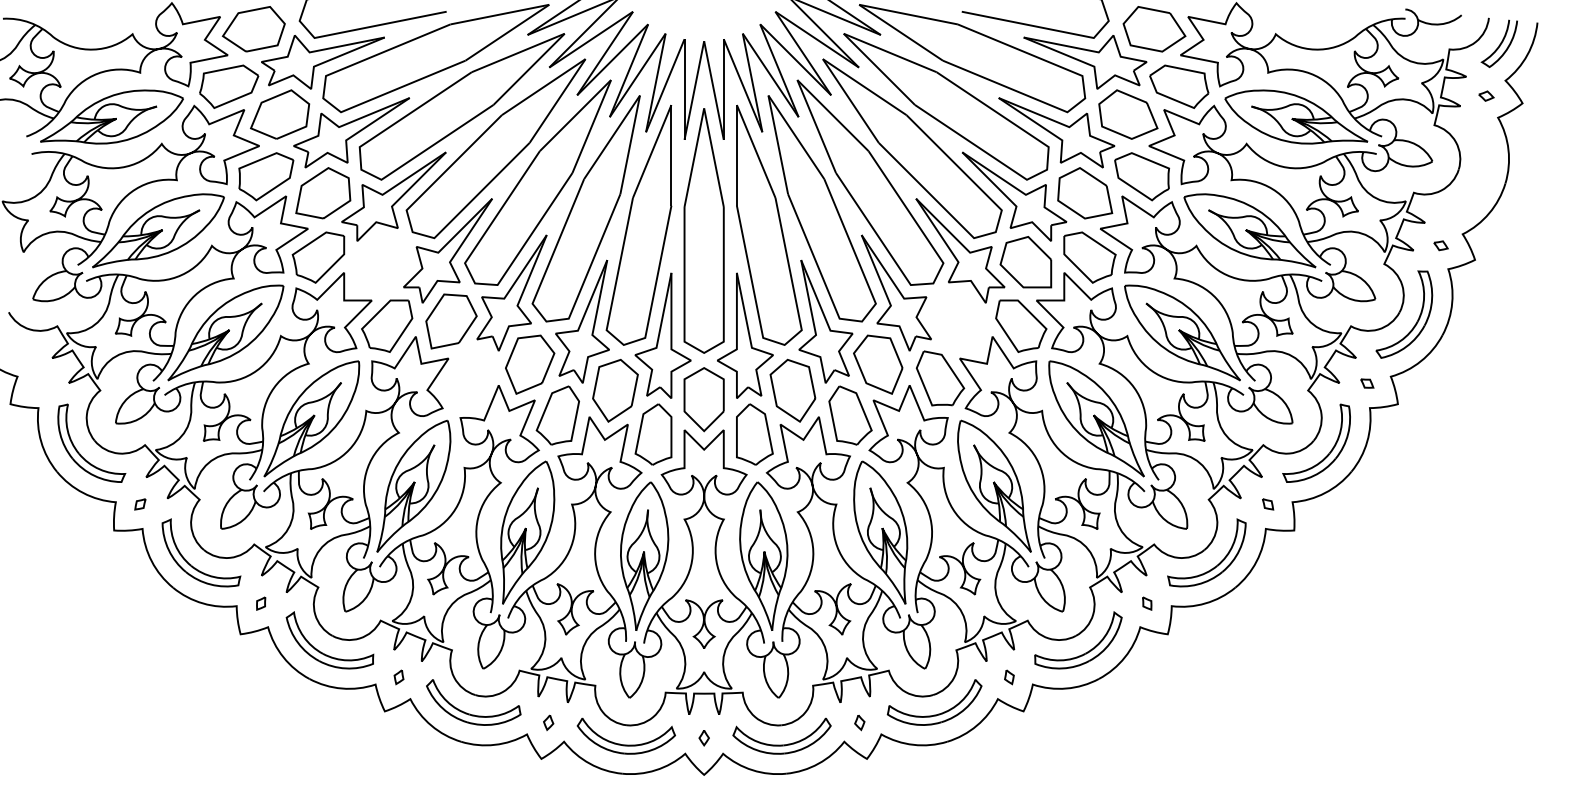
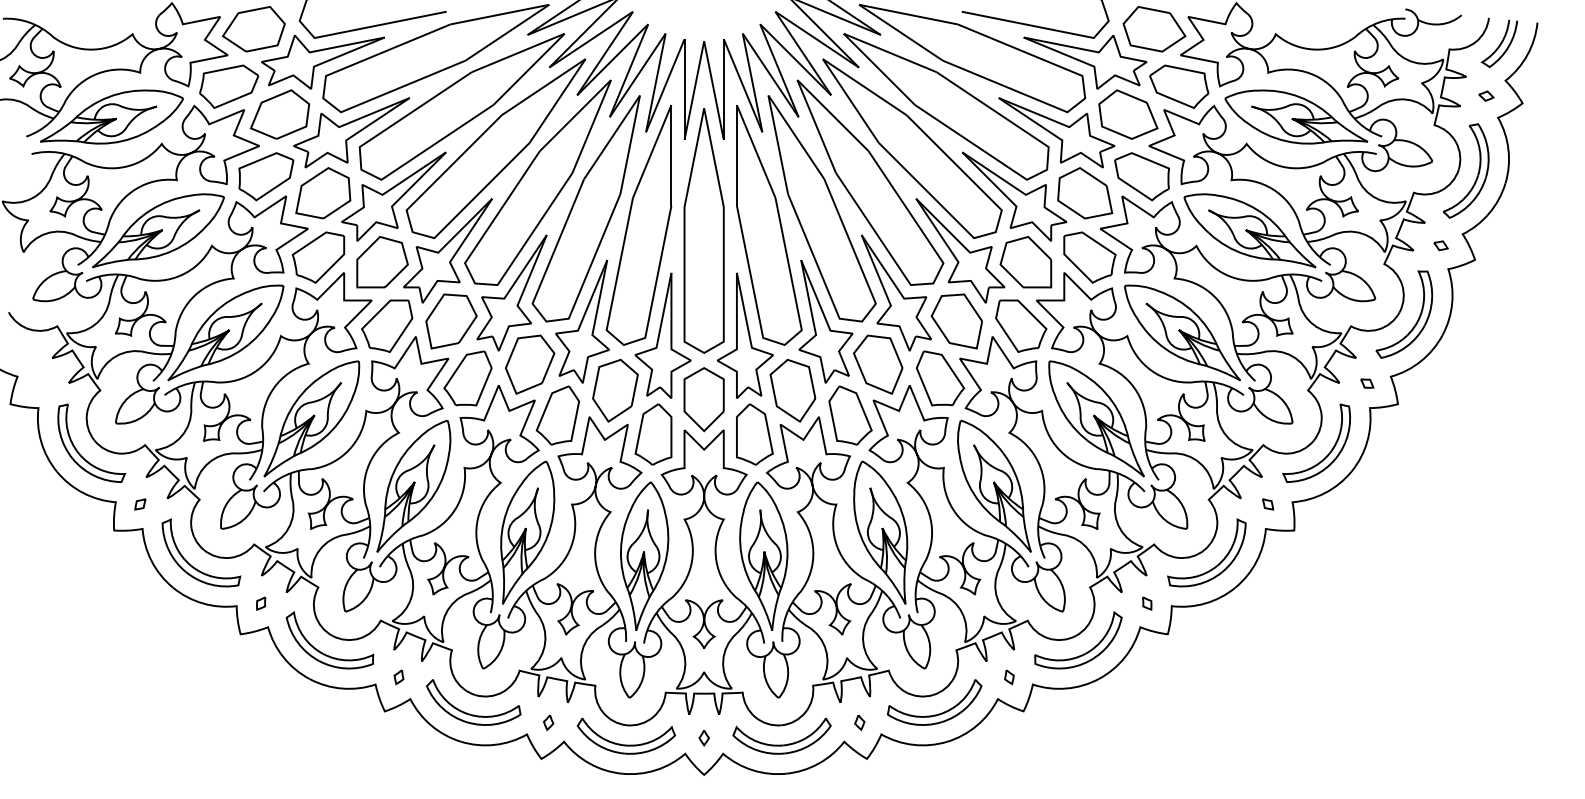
part: none -> present (1477, 173)
part: none -> present (382, 262)
part: none -> present (956, 321)
part: none -> present (467, 378)
